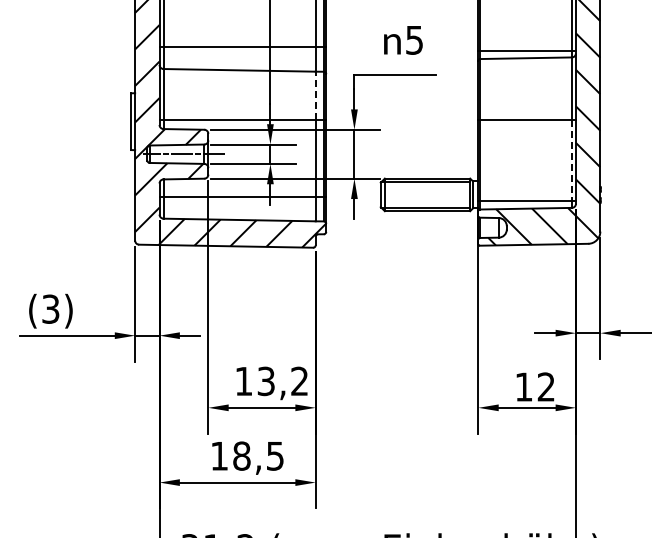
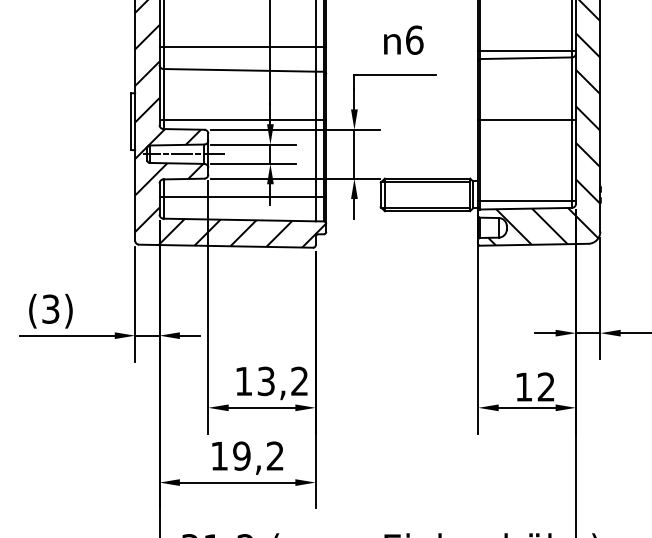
text: 5 -> 6 (414, 39)
line: dashed -> solid (315, 95)
line: dashed -> solid (571, 160)
text: 18,5 -> 19,2 (258, 455)
